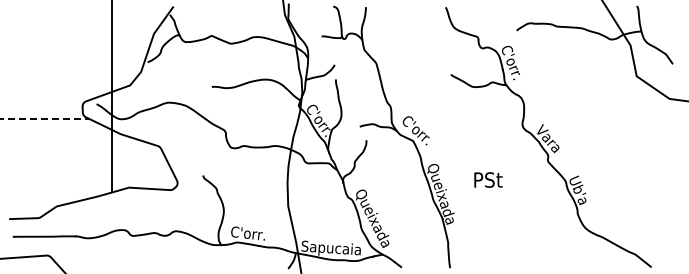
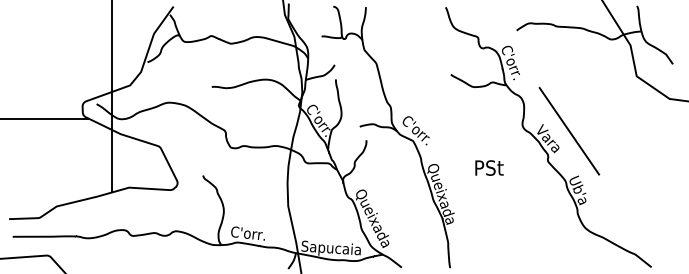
line: dashed -> solid (44, 119)
line: none -> present (569, 131)
text position: (488, 179) -> (489, 167) (489, 167)
